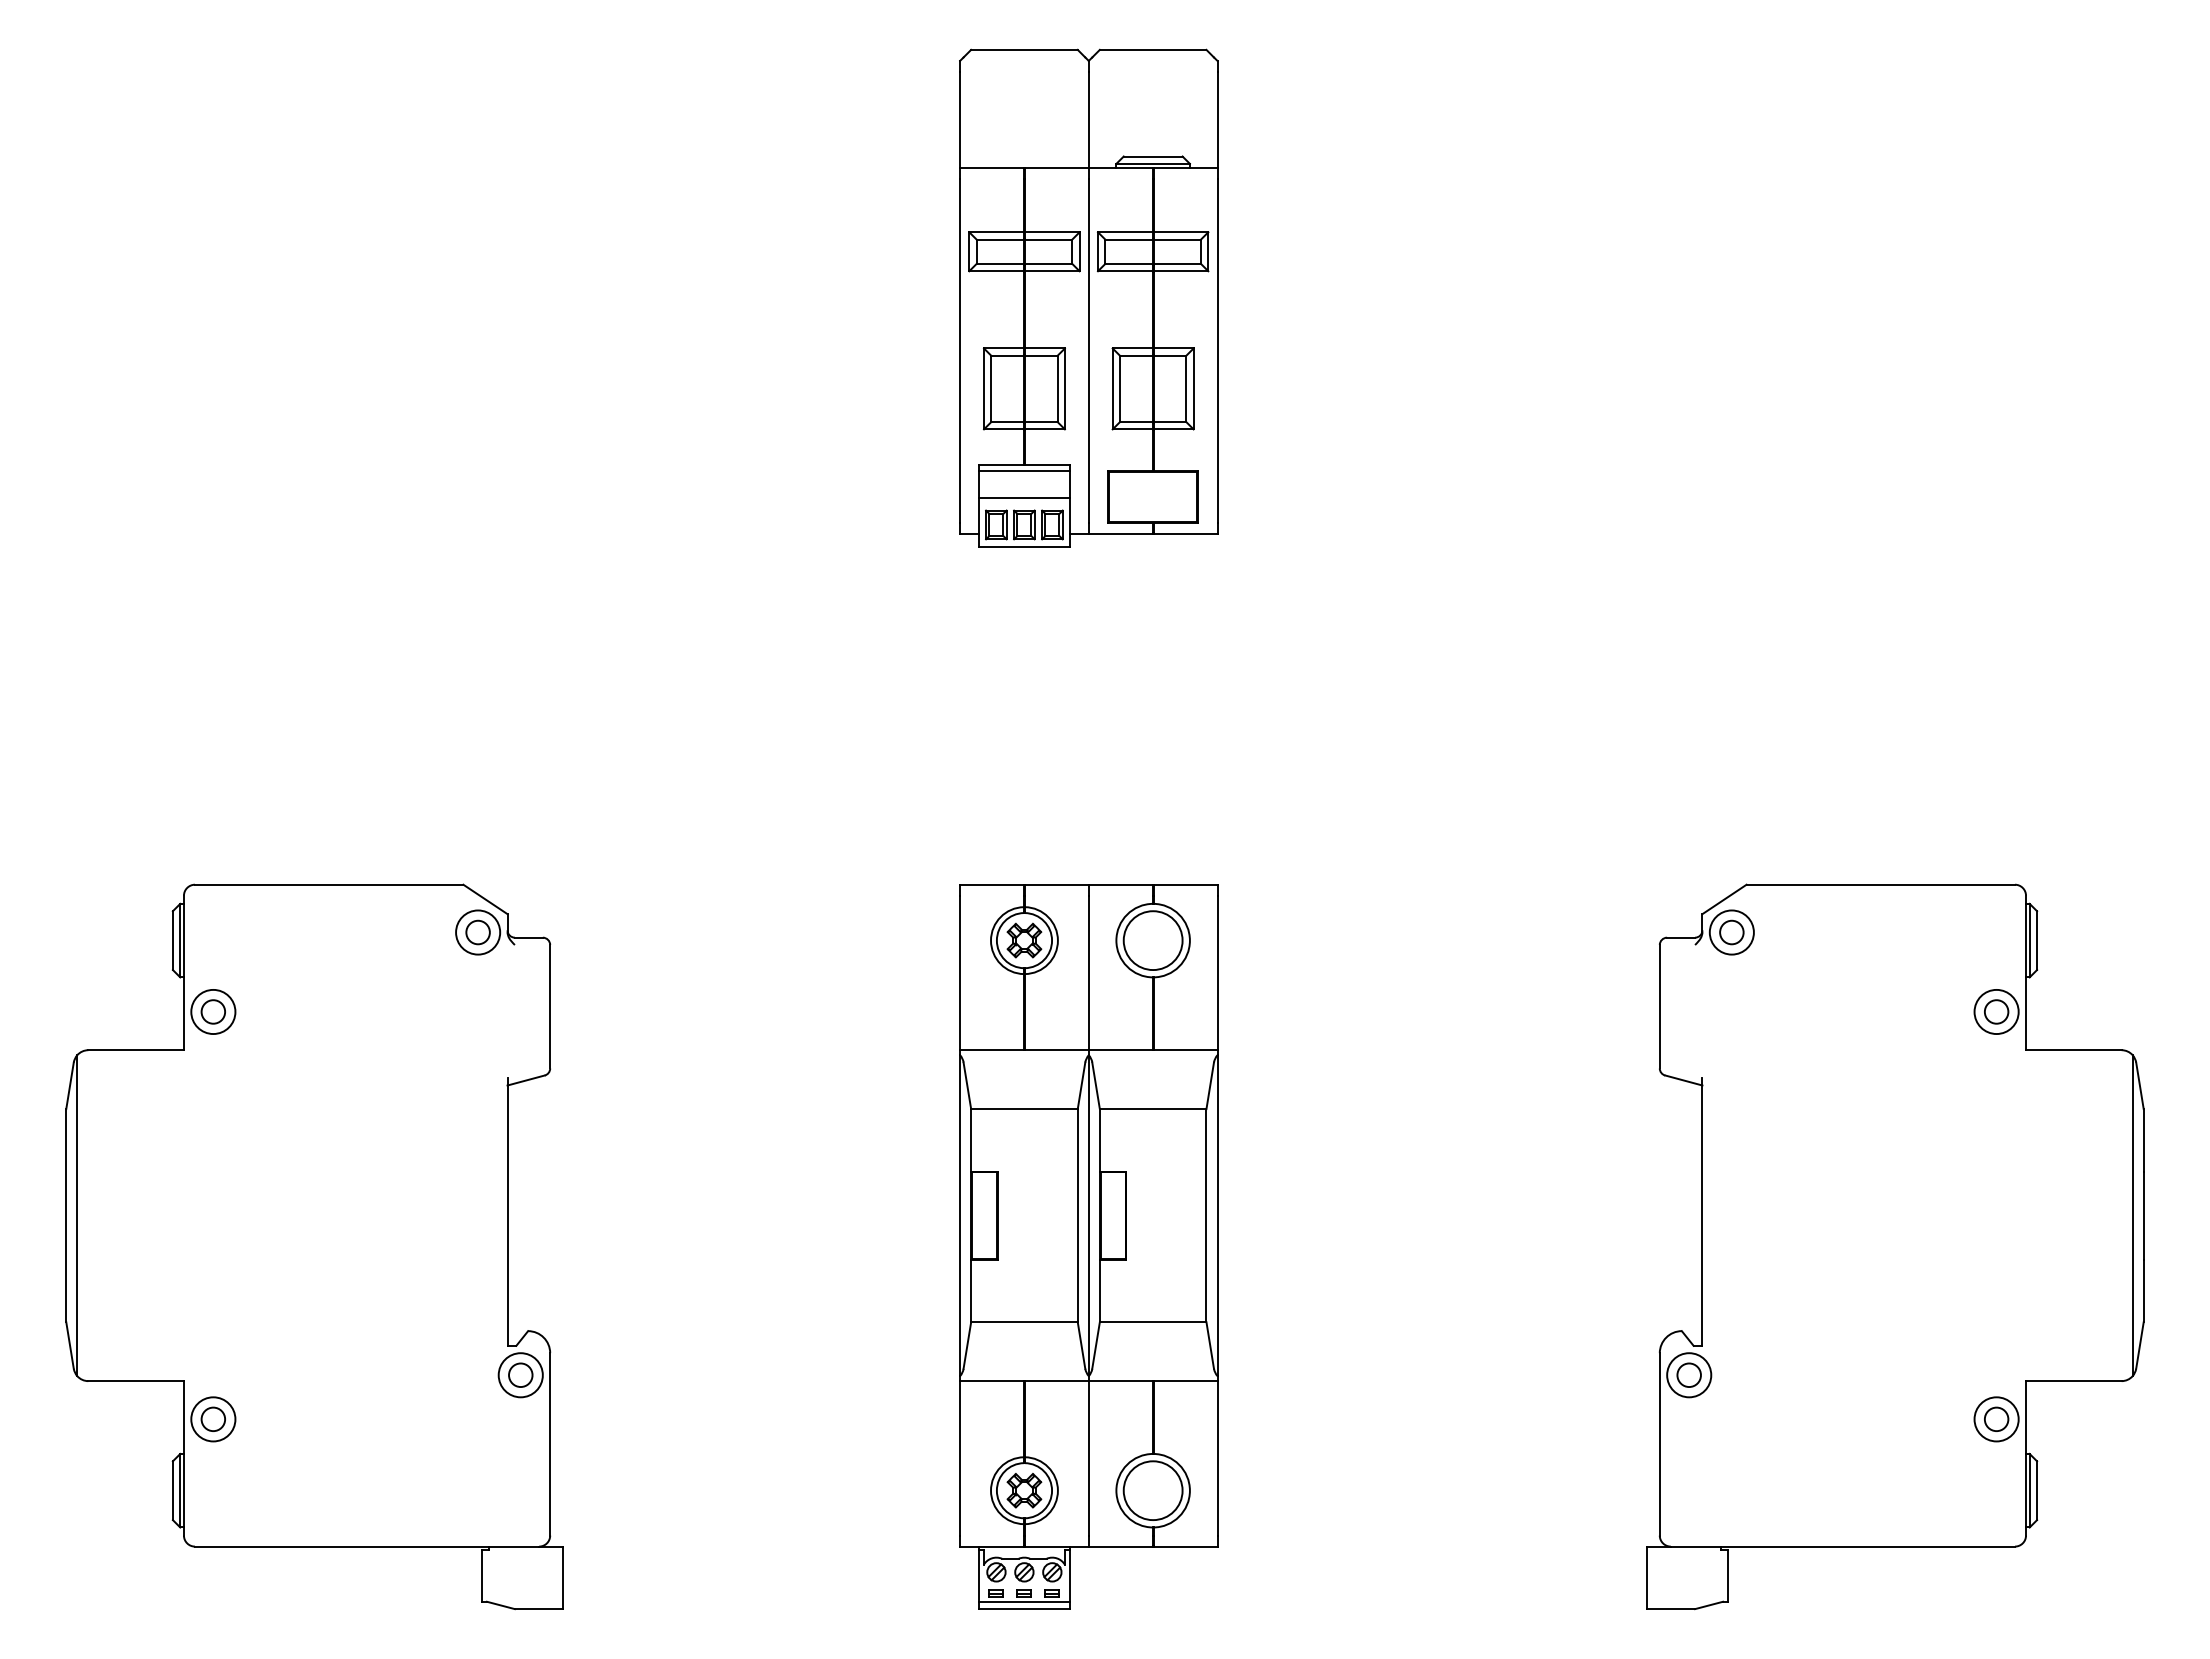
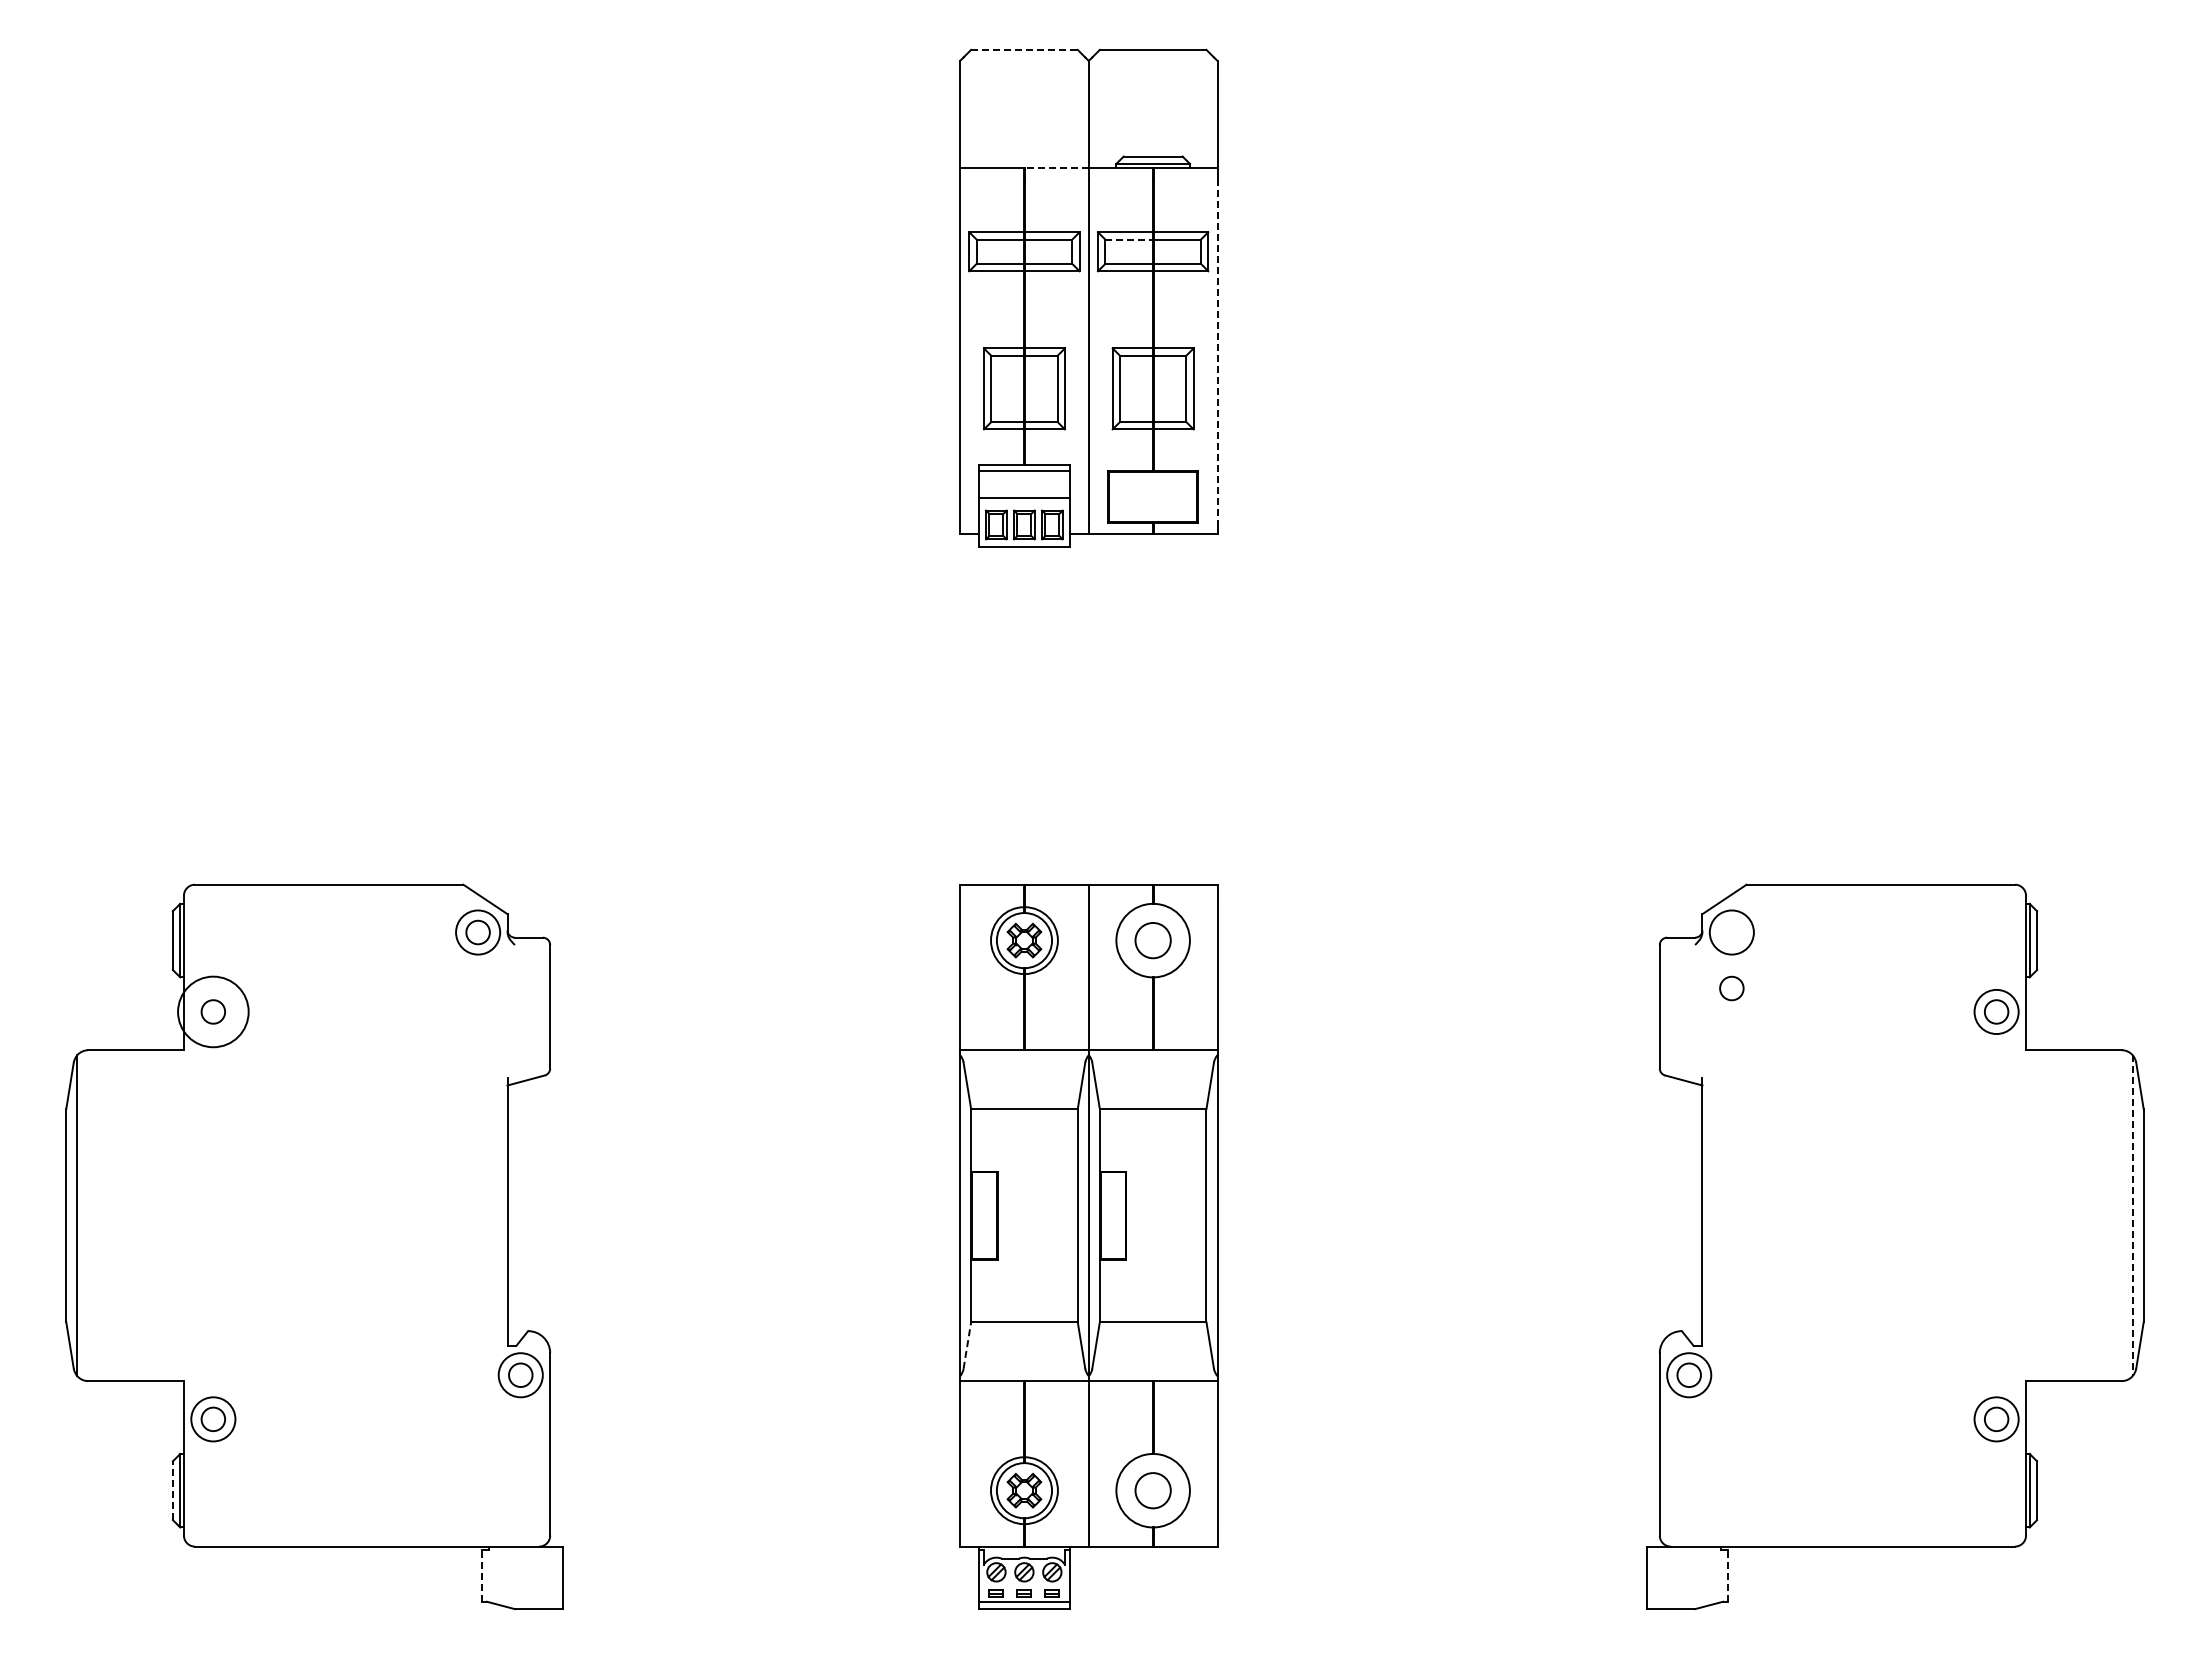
line: solid -> dashed (1024, 49)
line: solid -> dashed (1056, 167)
line: solid -> dashed (1129, 239)
line: solid -> dashed (1217, 351)
circle position: (1731, 932) -> (1731, 988) (1731, 988)
circle diameter: 59 px -> 35 px (1152, 940)
circle diameter: 44 px -> 71 px (213, 1011)
line: solid -> dashed (2132, 1216)
line: solid -> dashed (967, 1345)
line: solid -> dashed (172, 1490)
circle diameter: 59 px -> 35 px (1152, 1490)
line: solid -> dashed (481, 1576)
line: solid -> dashed (1728, 1576)
